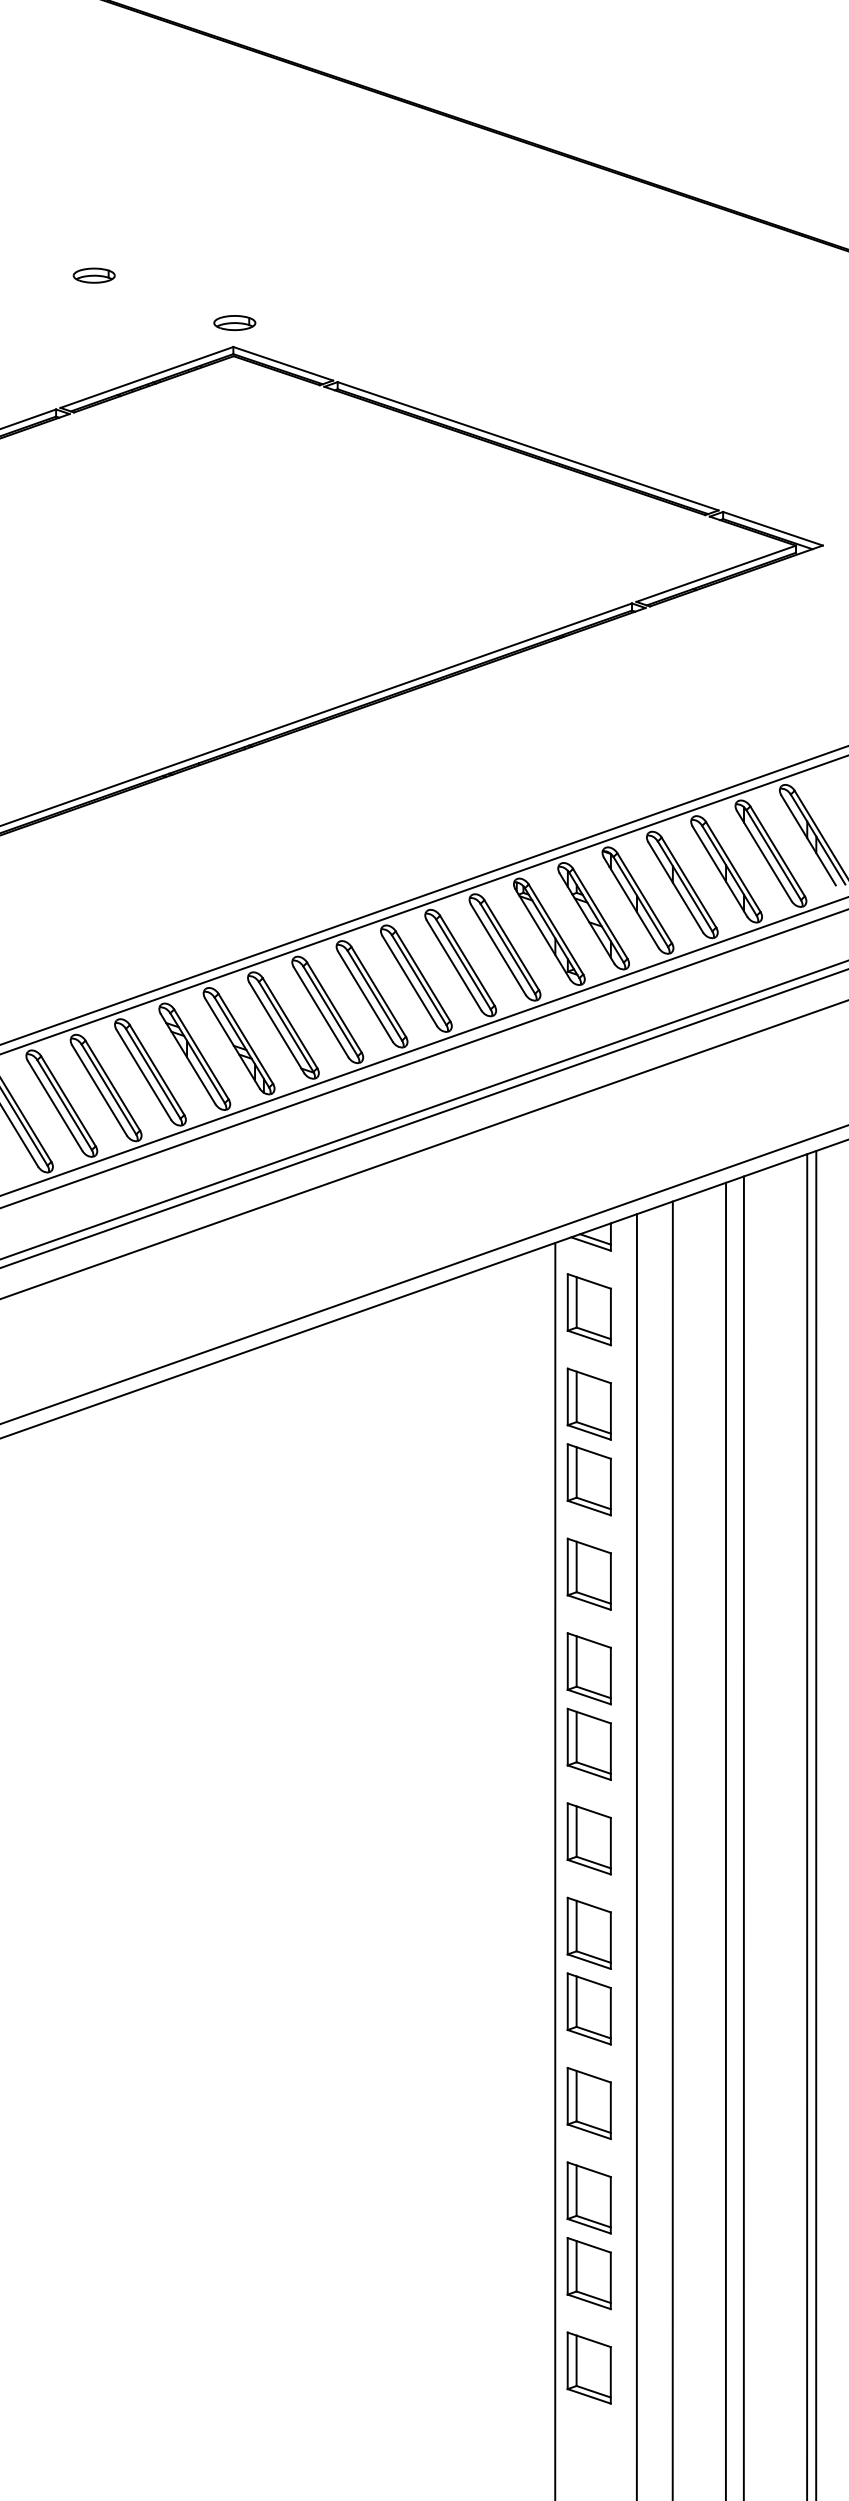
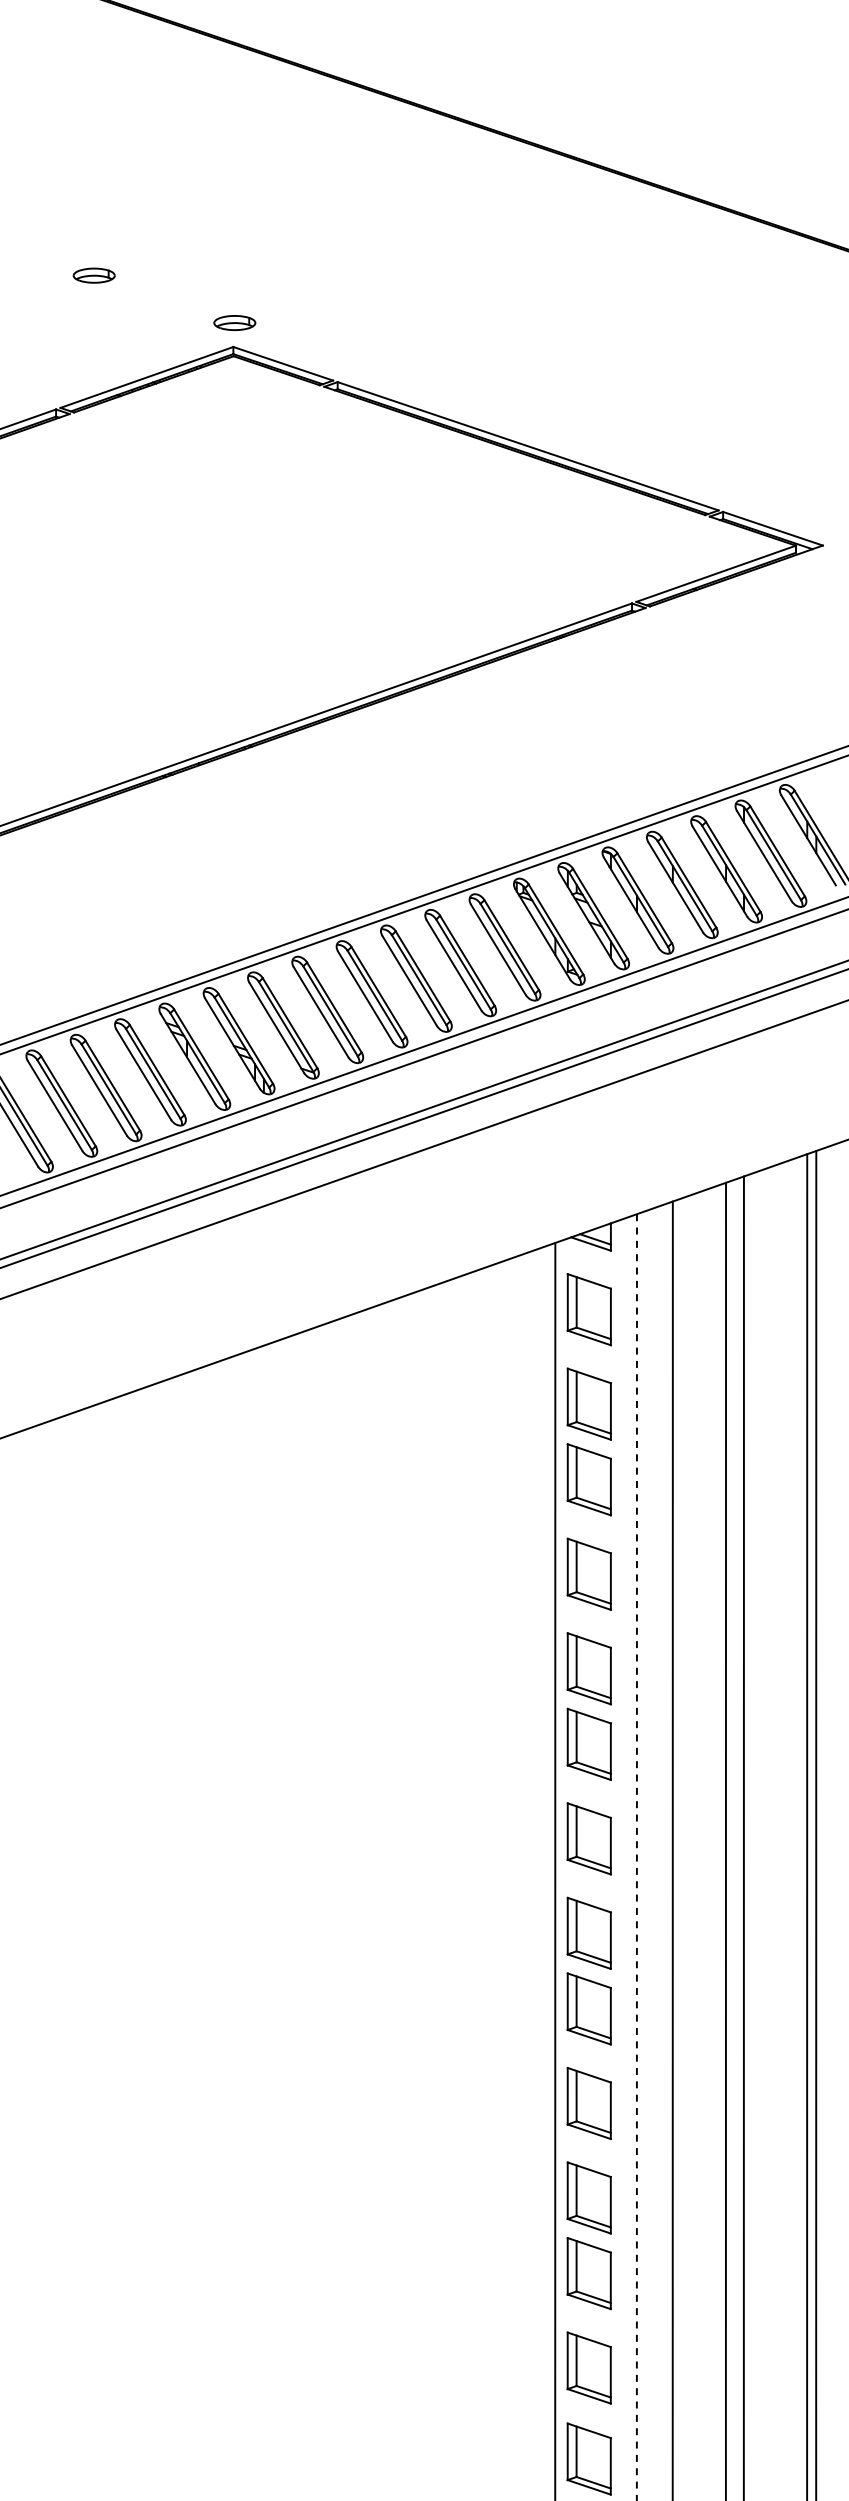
line: present -> none (423, 1274)
line: solid -> dashed (636, 1858)
part: none -> present (588, 2458)
